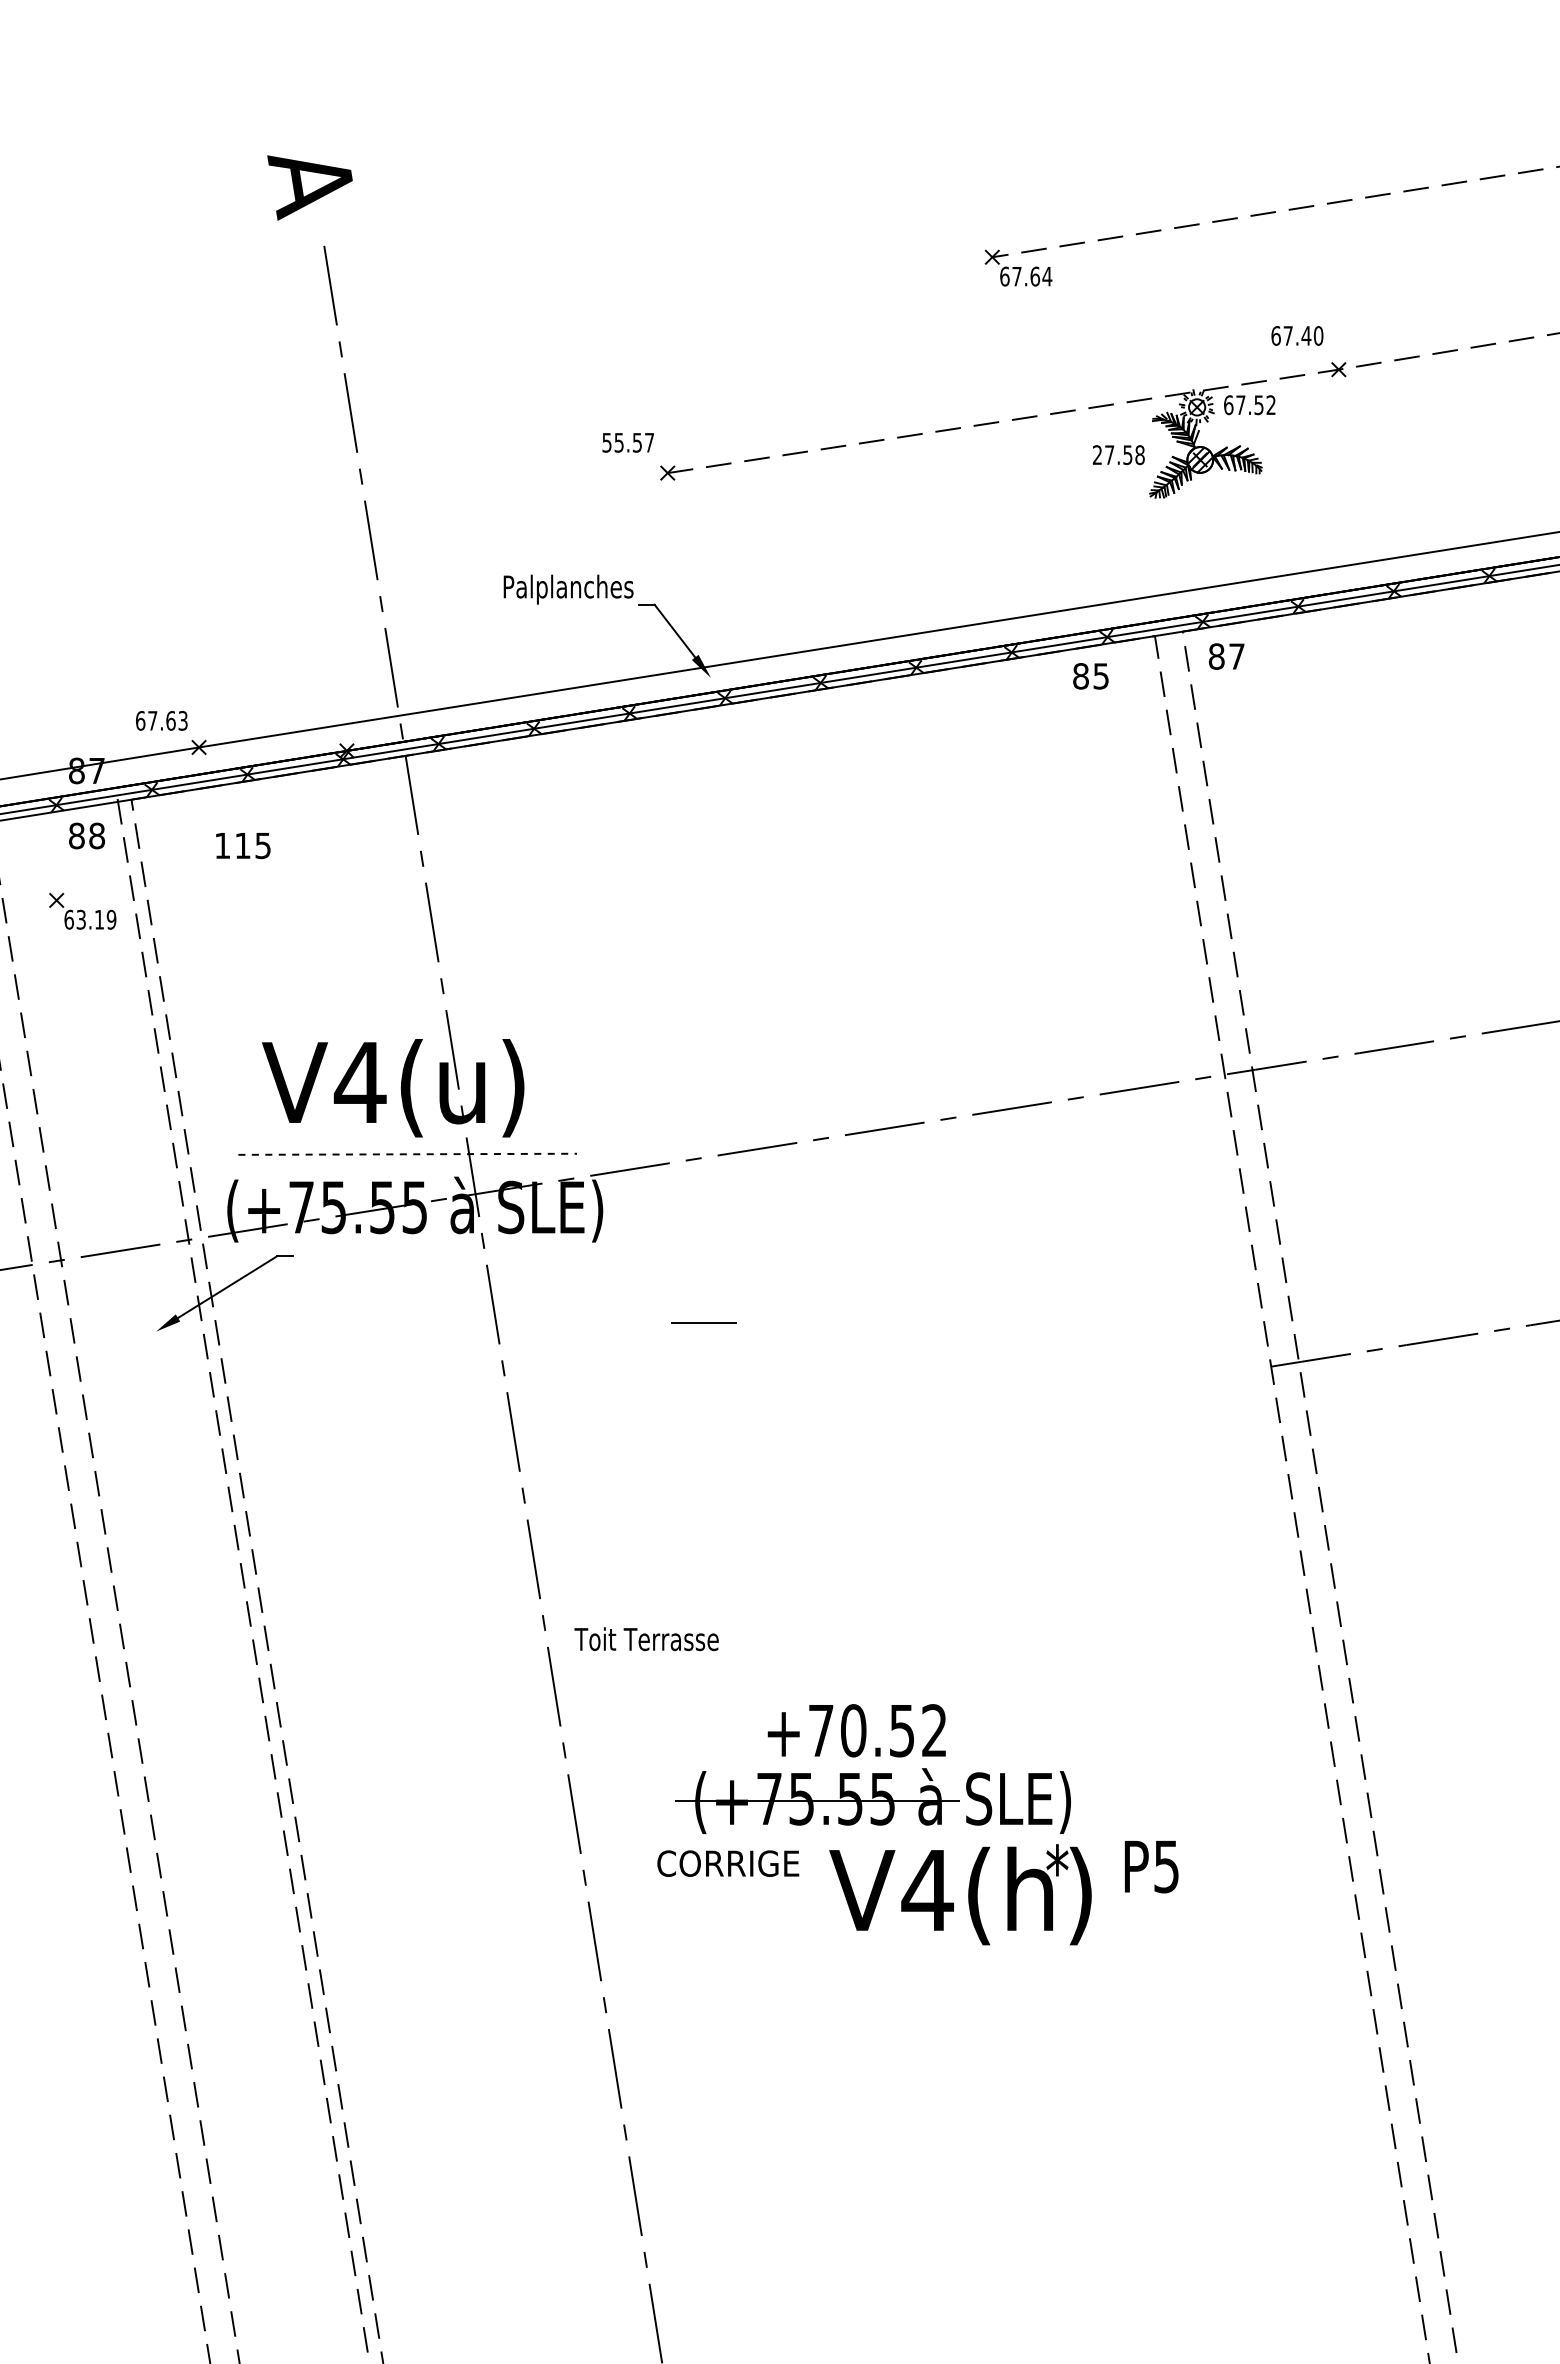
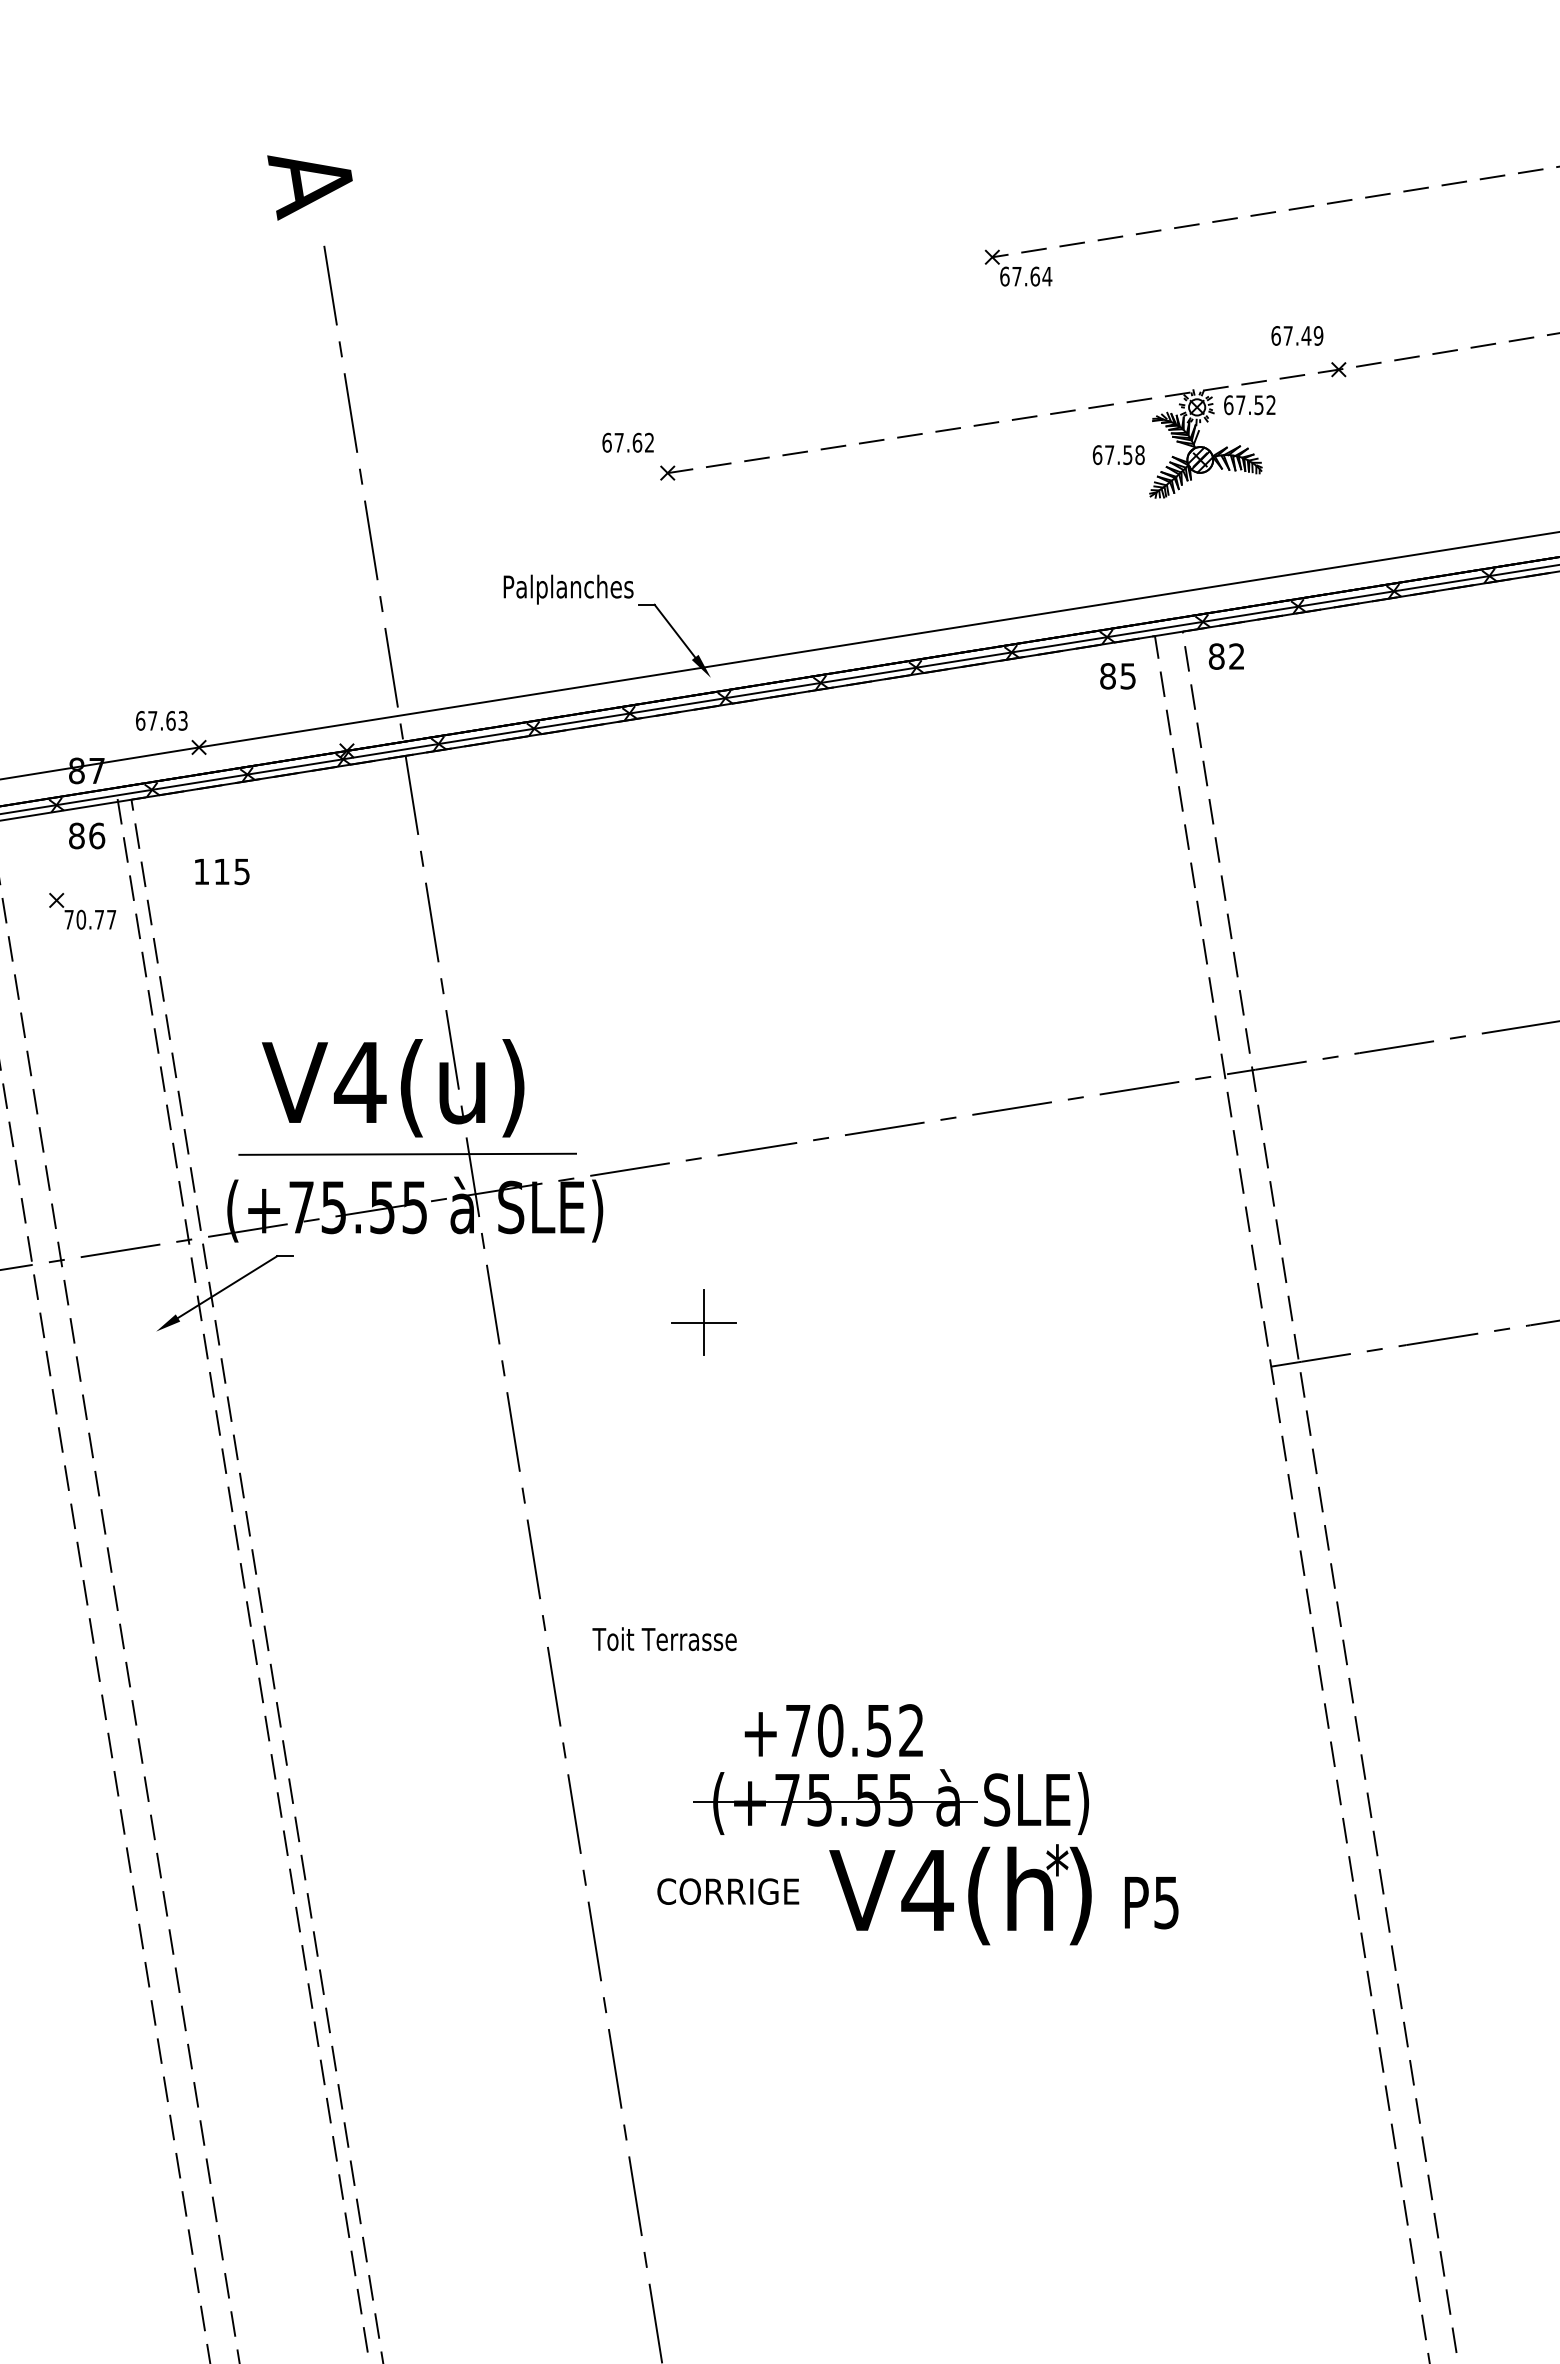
text: 67.40 -> 67.49 (1318, 335)
text: 55.57 -> 67.62 (627, 442)
text: 27.58 -> 67.58 (1097, 455)
text: 87 -> 82 (1236, 656)
text position: (1090, 676) -> (1117, 676) (1117, 676)
text: 88 -> 86 (97, 835)
text position: (243, 846) -> (222, 872) (222, 872)
text: 63.19 -> 70.77 (90, 919)
line: dashed -> solid (408, 1154)
line: none -> present (703, 1322)
text position: (646, 1639) -> (664, 1639) (664, 1639)
text position: (856, 1730) -> (833, 1730) (833, 1730)
part position: (872, 1800) -> (890, 1801) (890, 1801)
text position: (728, 1863) -> (728, 1891) (728, 1891)
text position: (1151, 1867) -> (1151, 1903) (1151, 1903)
